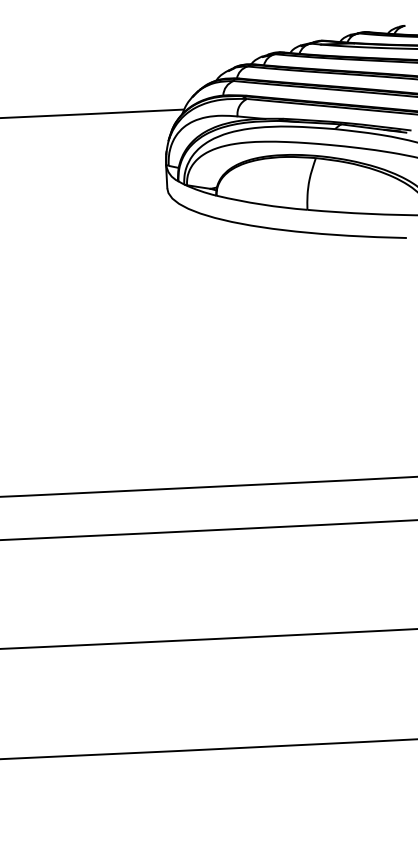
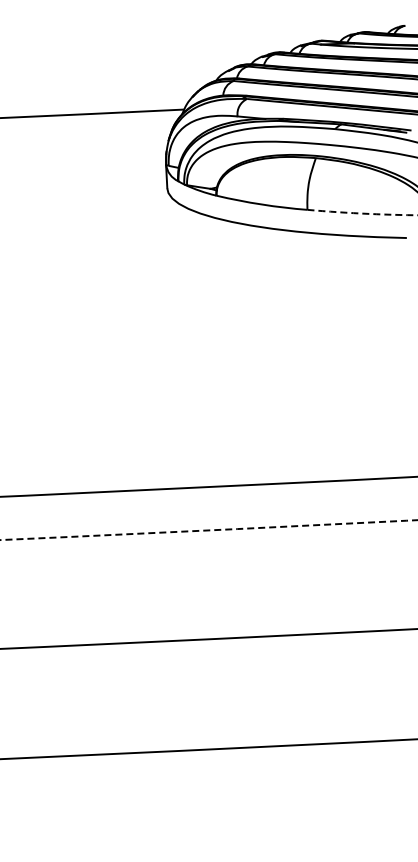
arc: solid -> dashed (363, 213)
arc: solid -> dashed (209, 530)
